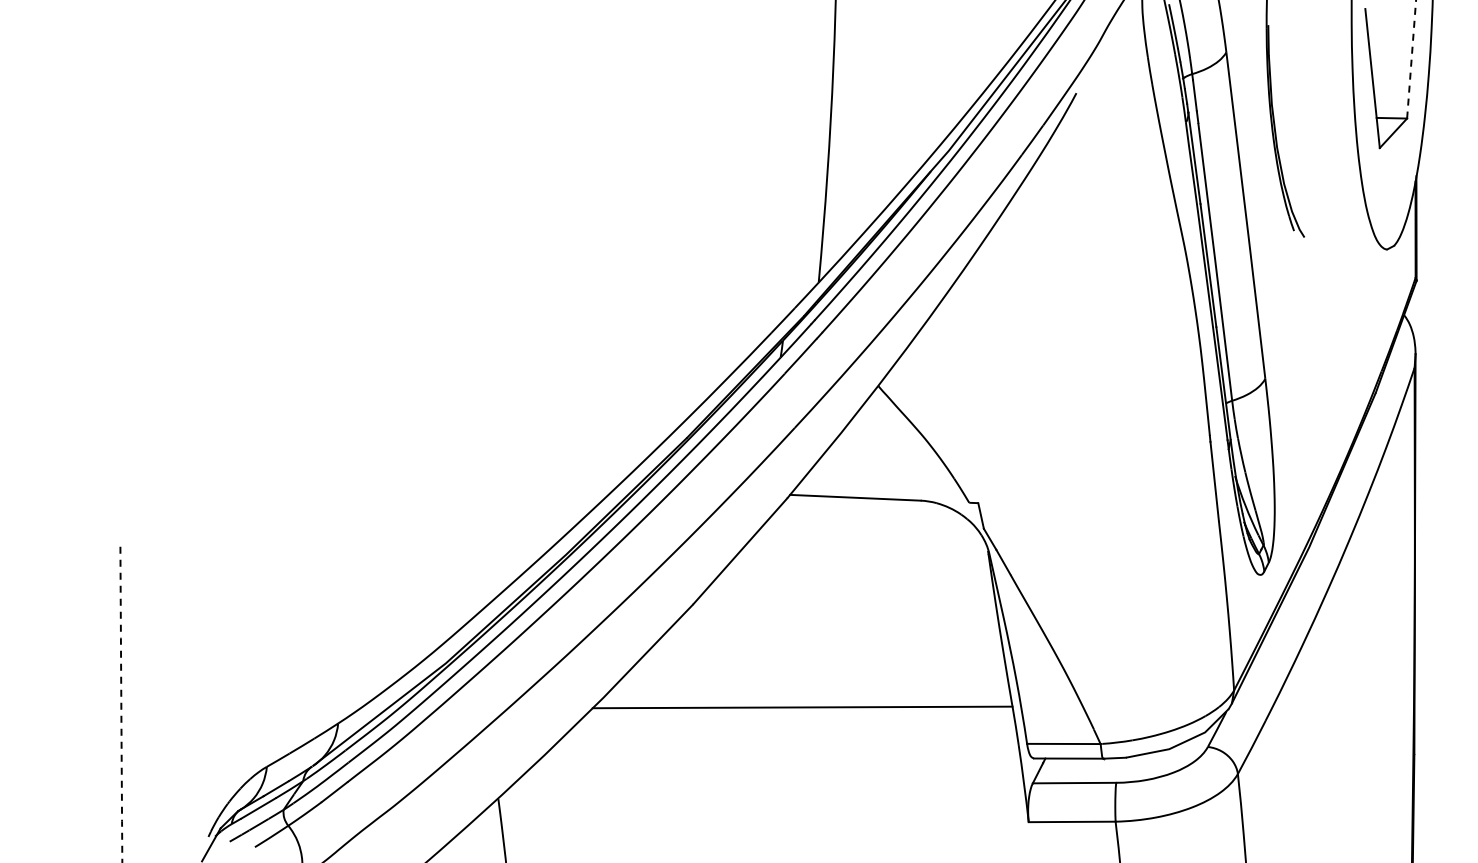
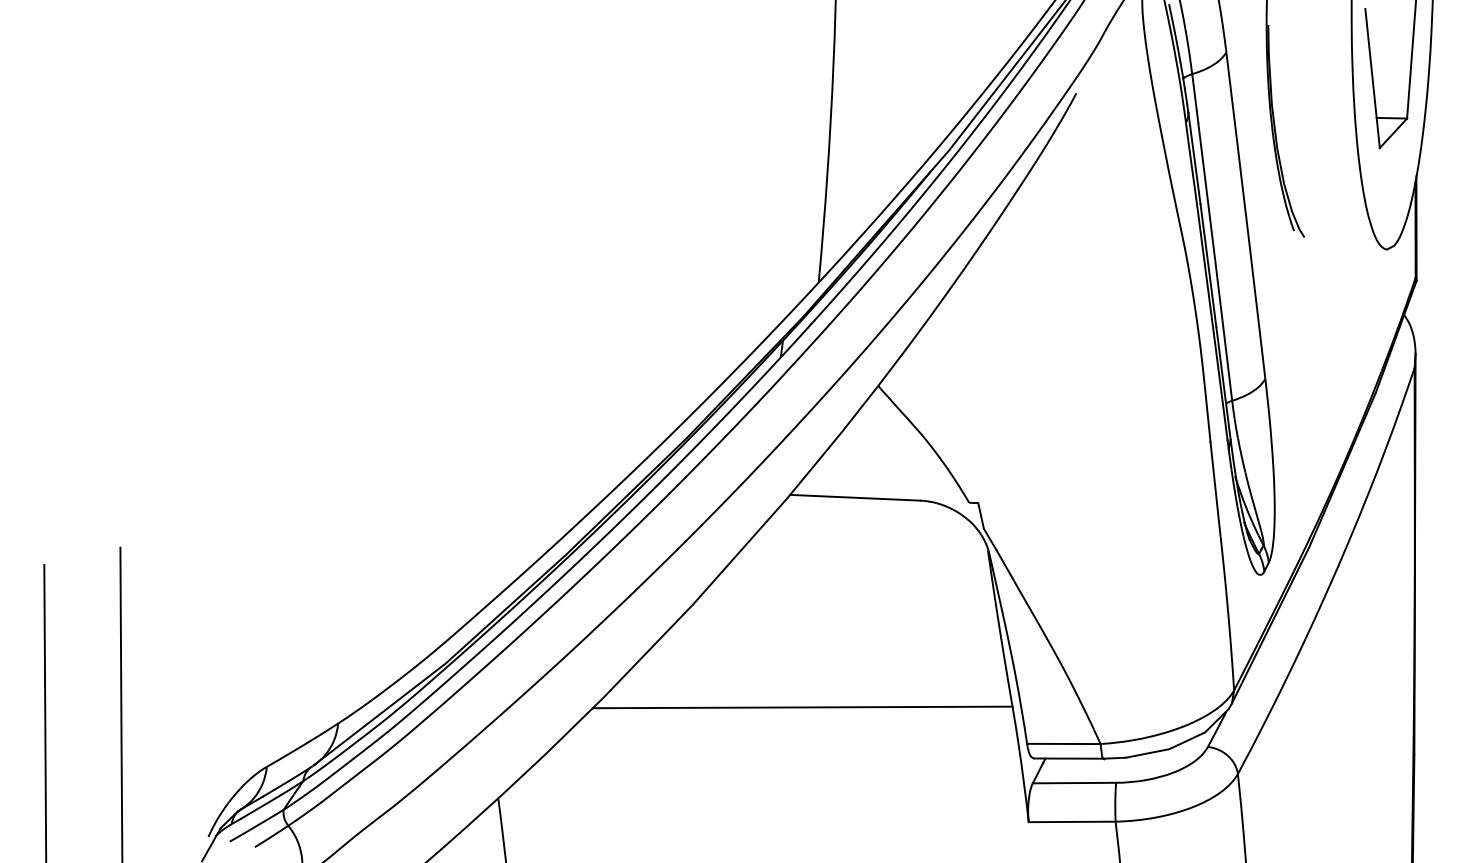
line: dashed -> solid (1411, 59)
arc: dashed -> solid (121, 705)
line: none -> present (45, 712)
